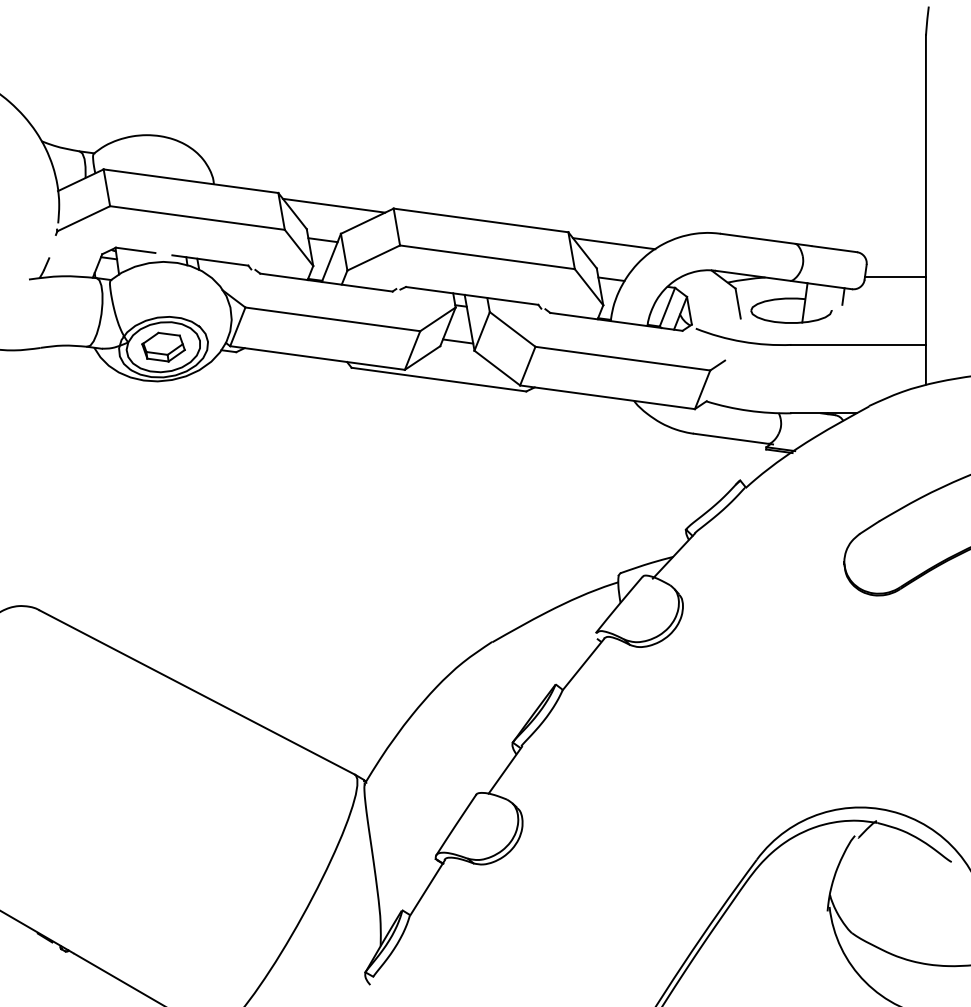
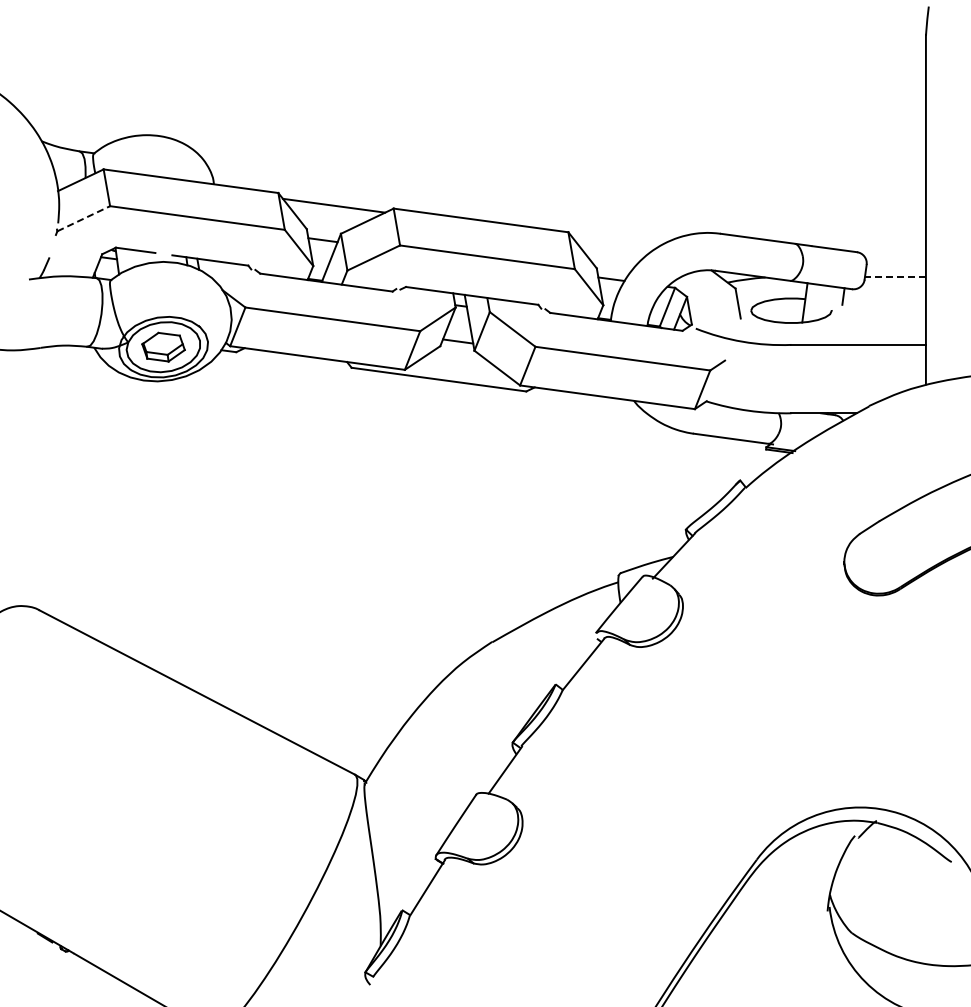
line: solid -> dashed (84, 218)
line: present -> none (613, 243)
line: solid -> dashed (895, 276)
